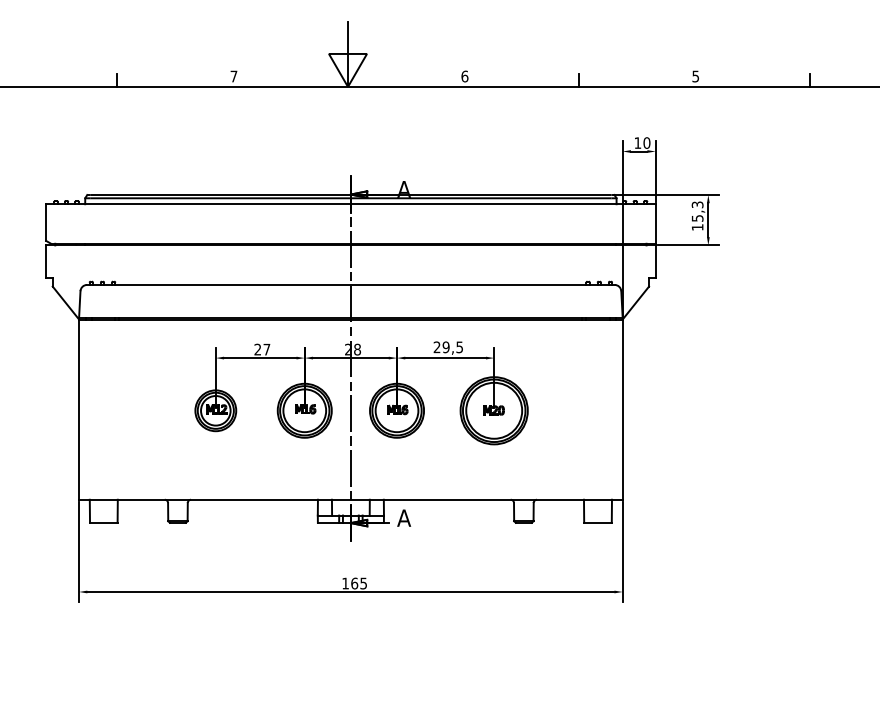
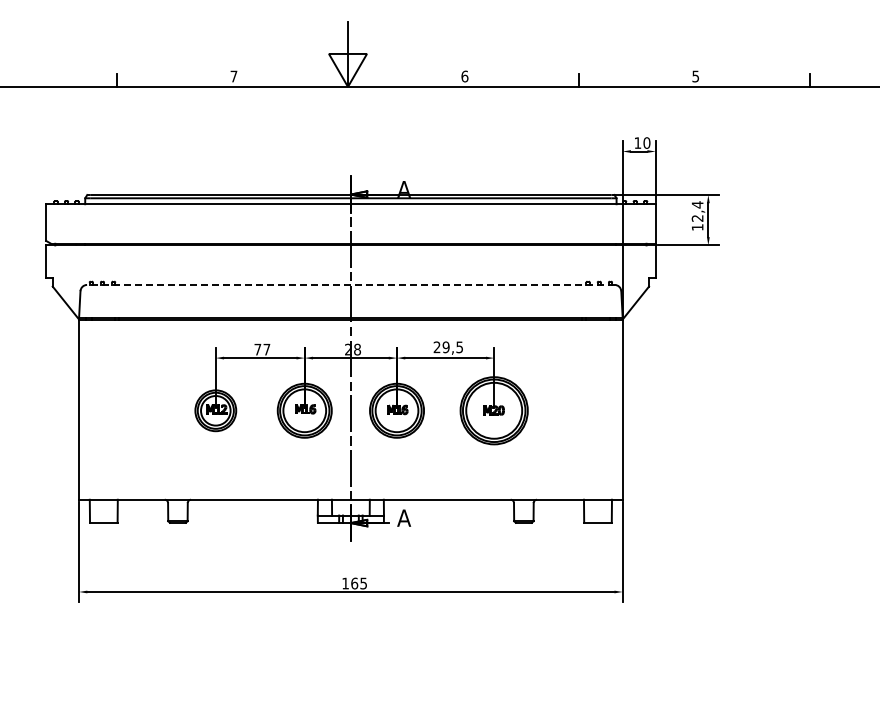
text: 15,3 -> 12,4 (697, 211)
line: solid -> dashed (350, 284)
text: 27 -> 77 (257, 349)
